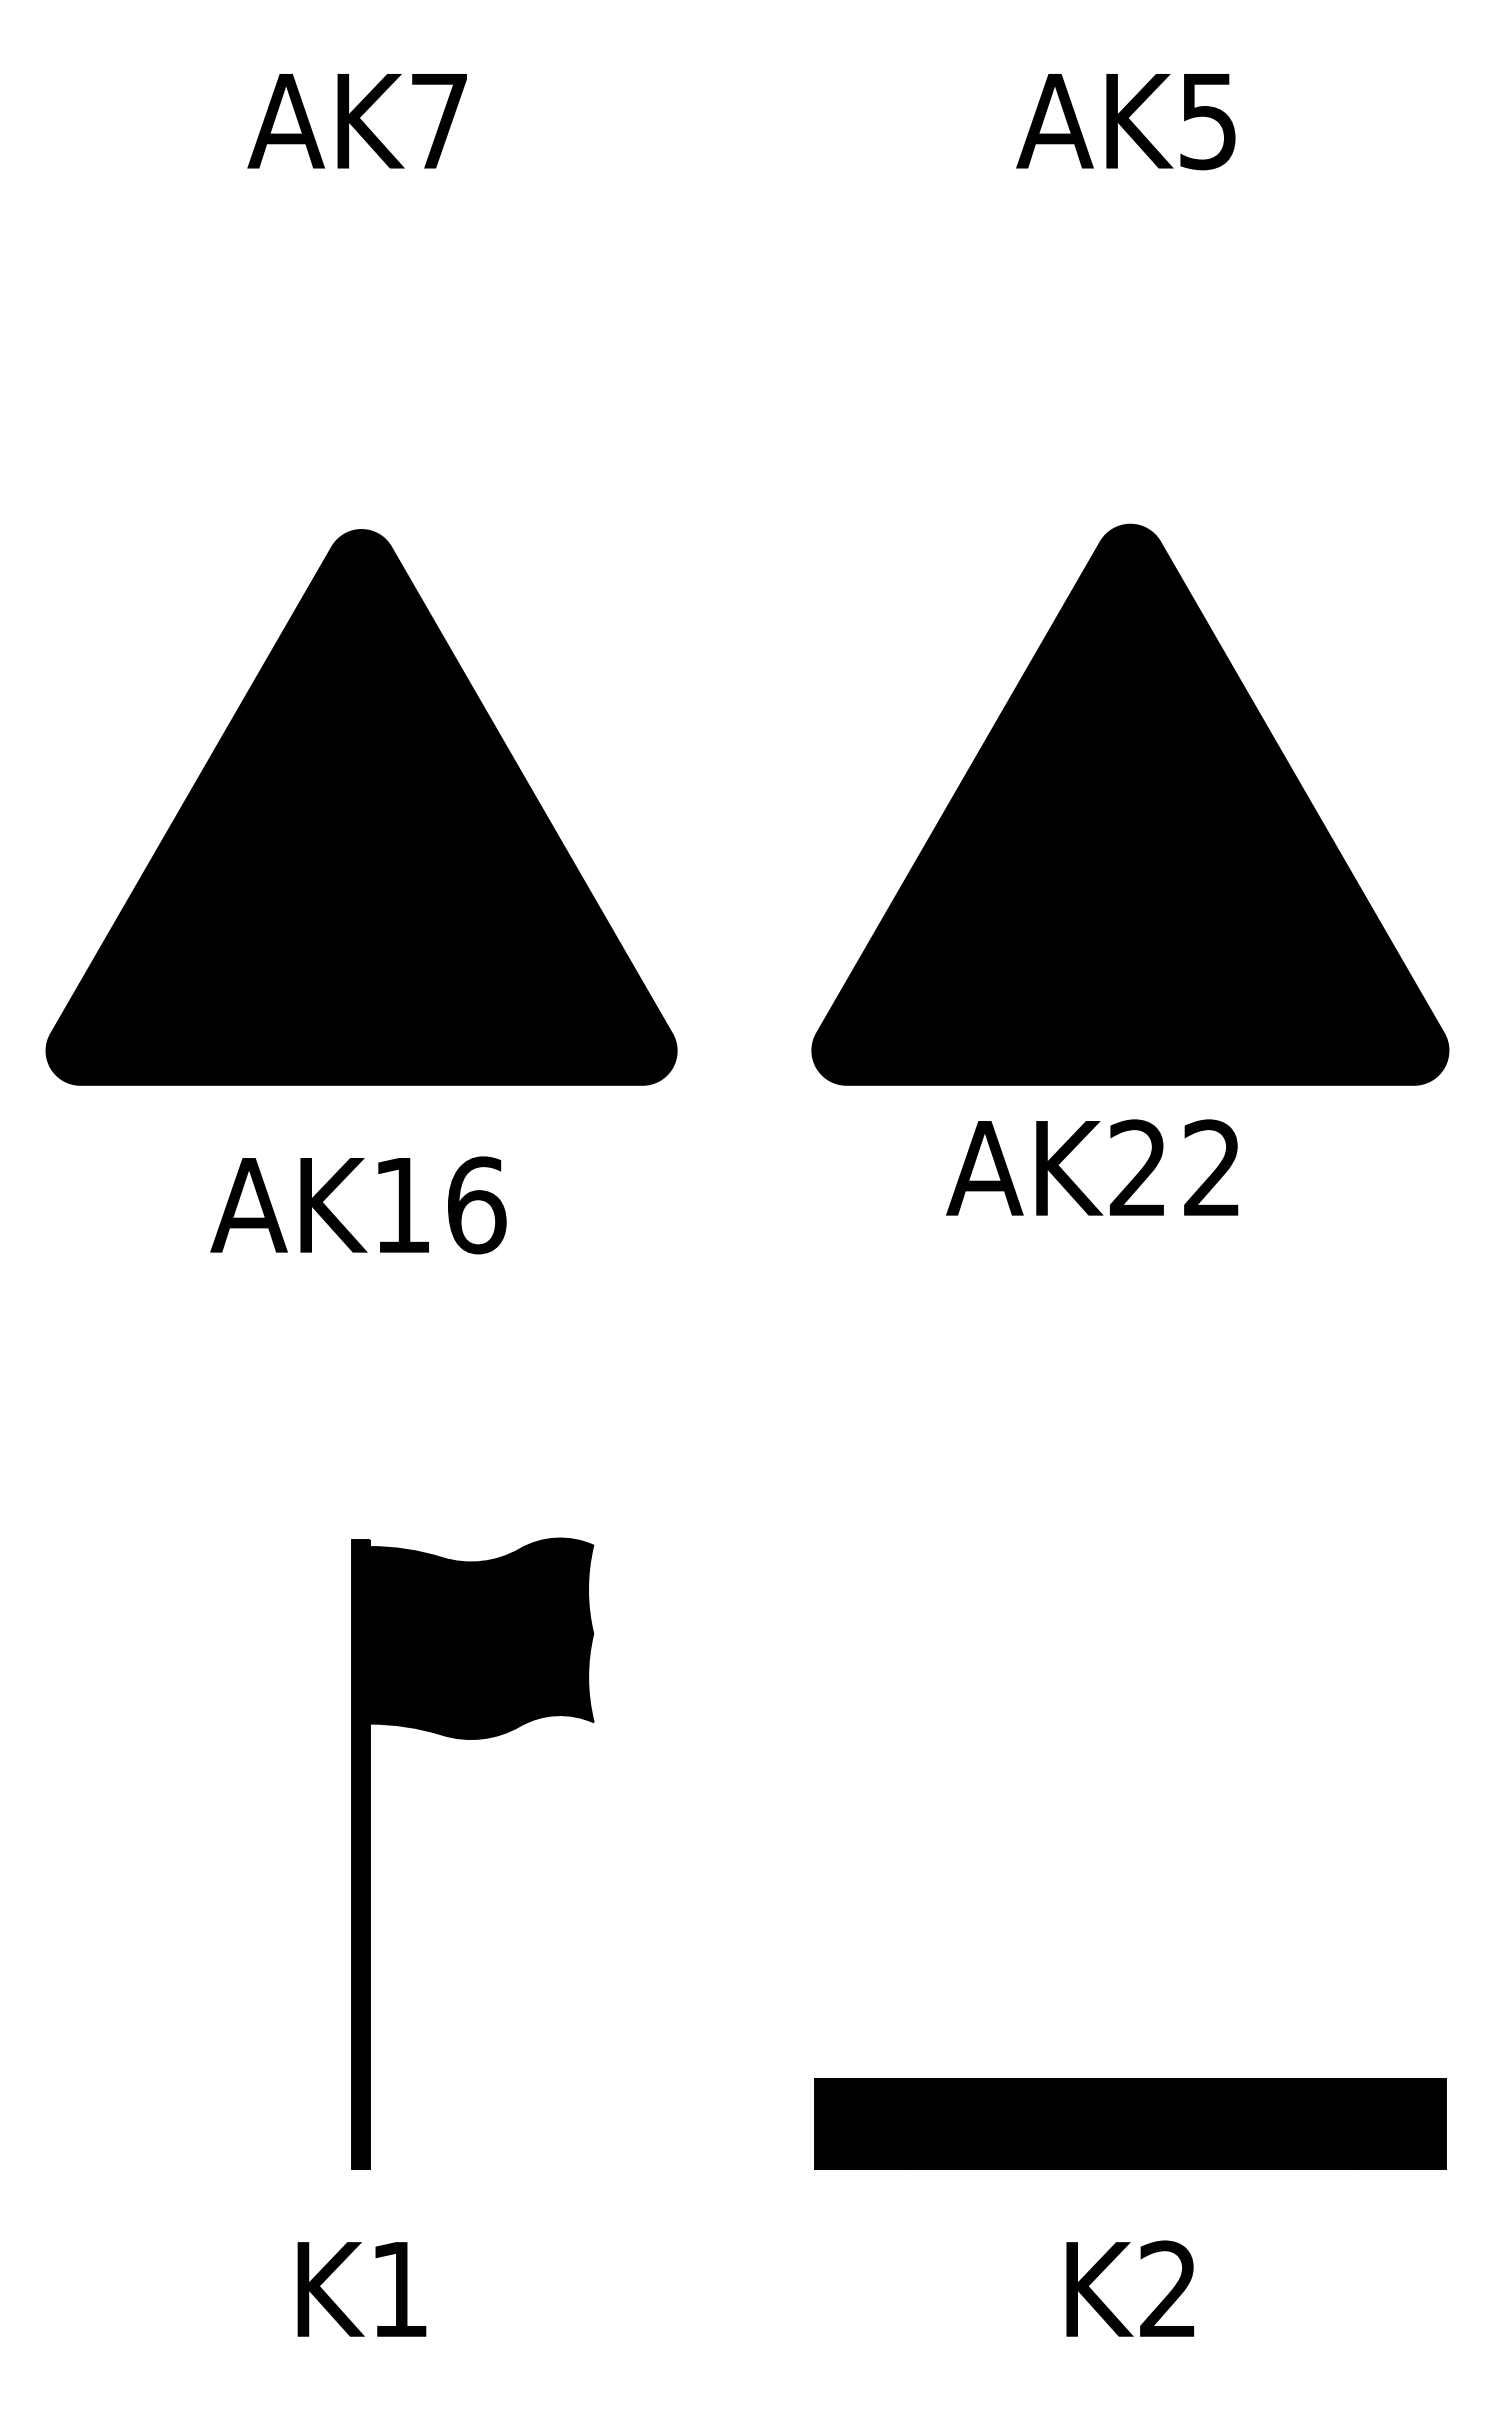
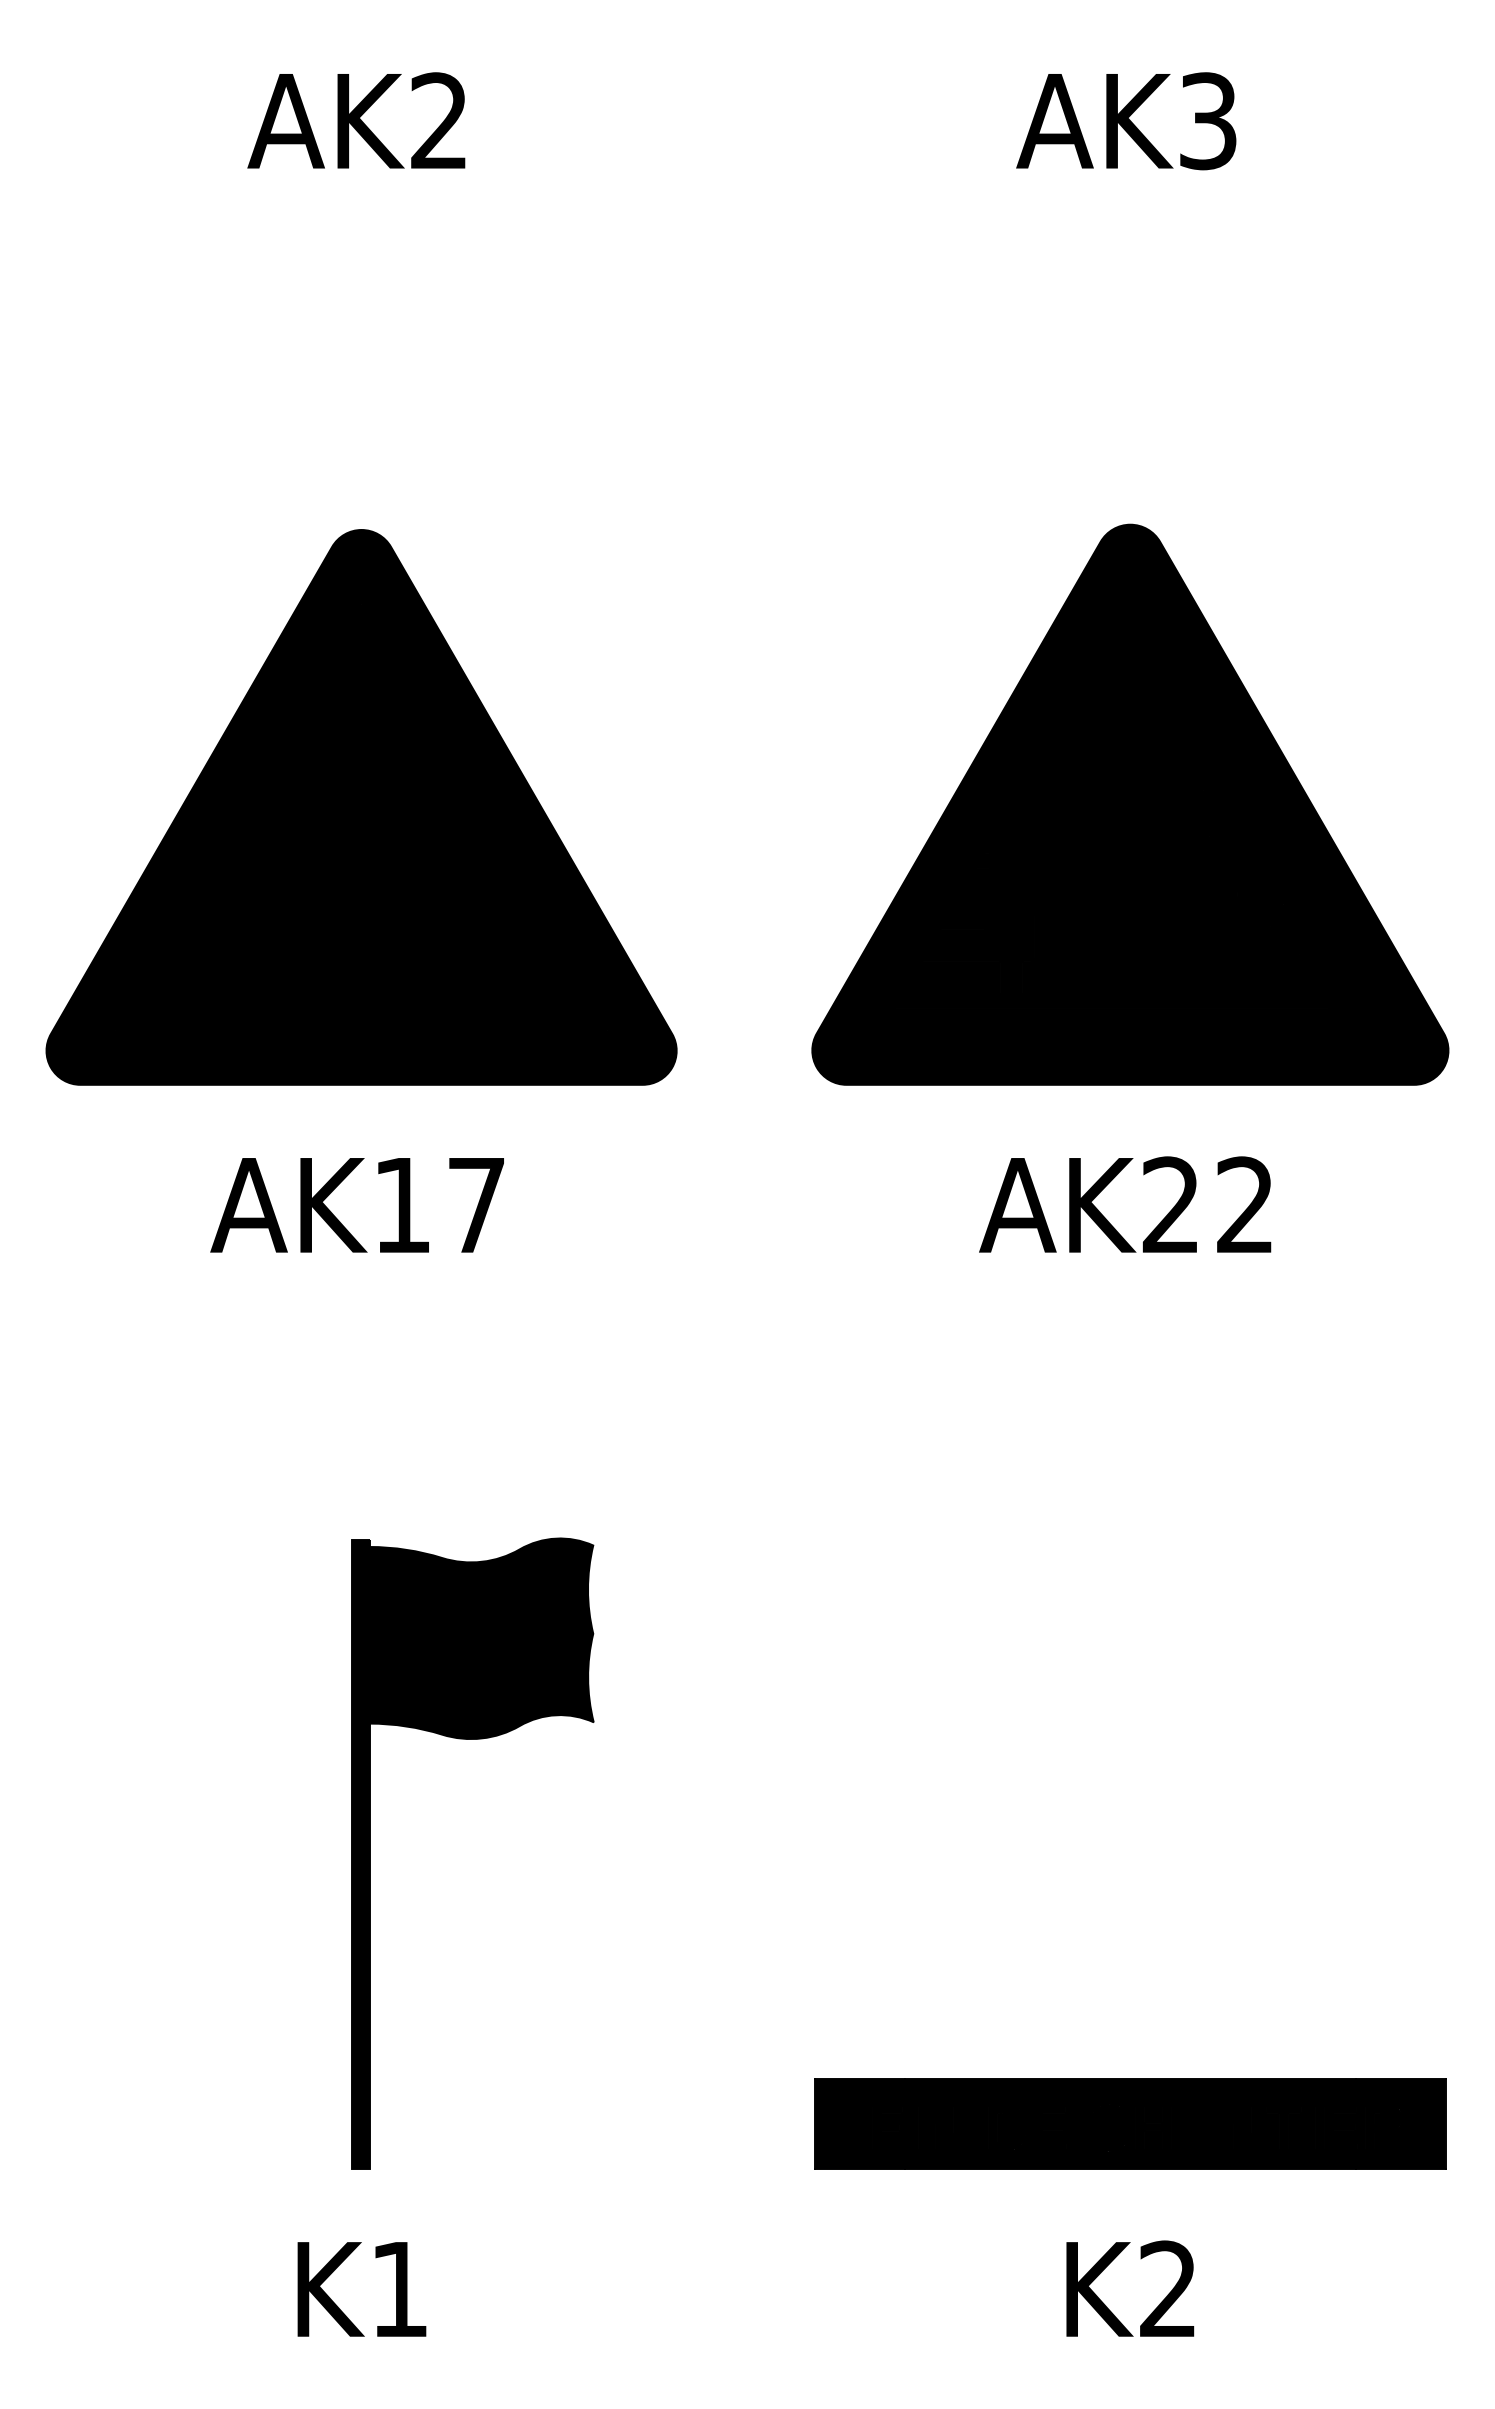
text: AK7 -> AK2 (438, 120)
text: AK5 -> AK3 (1208, 120)
text position: (1092, 1167) -> (1125, 1204) (1125, 1204)
text: AK16 -> AK17 (477, 1205)
